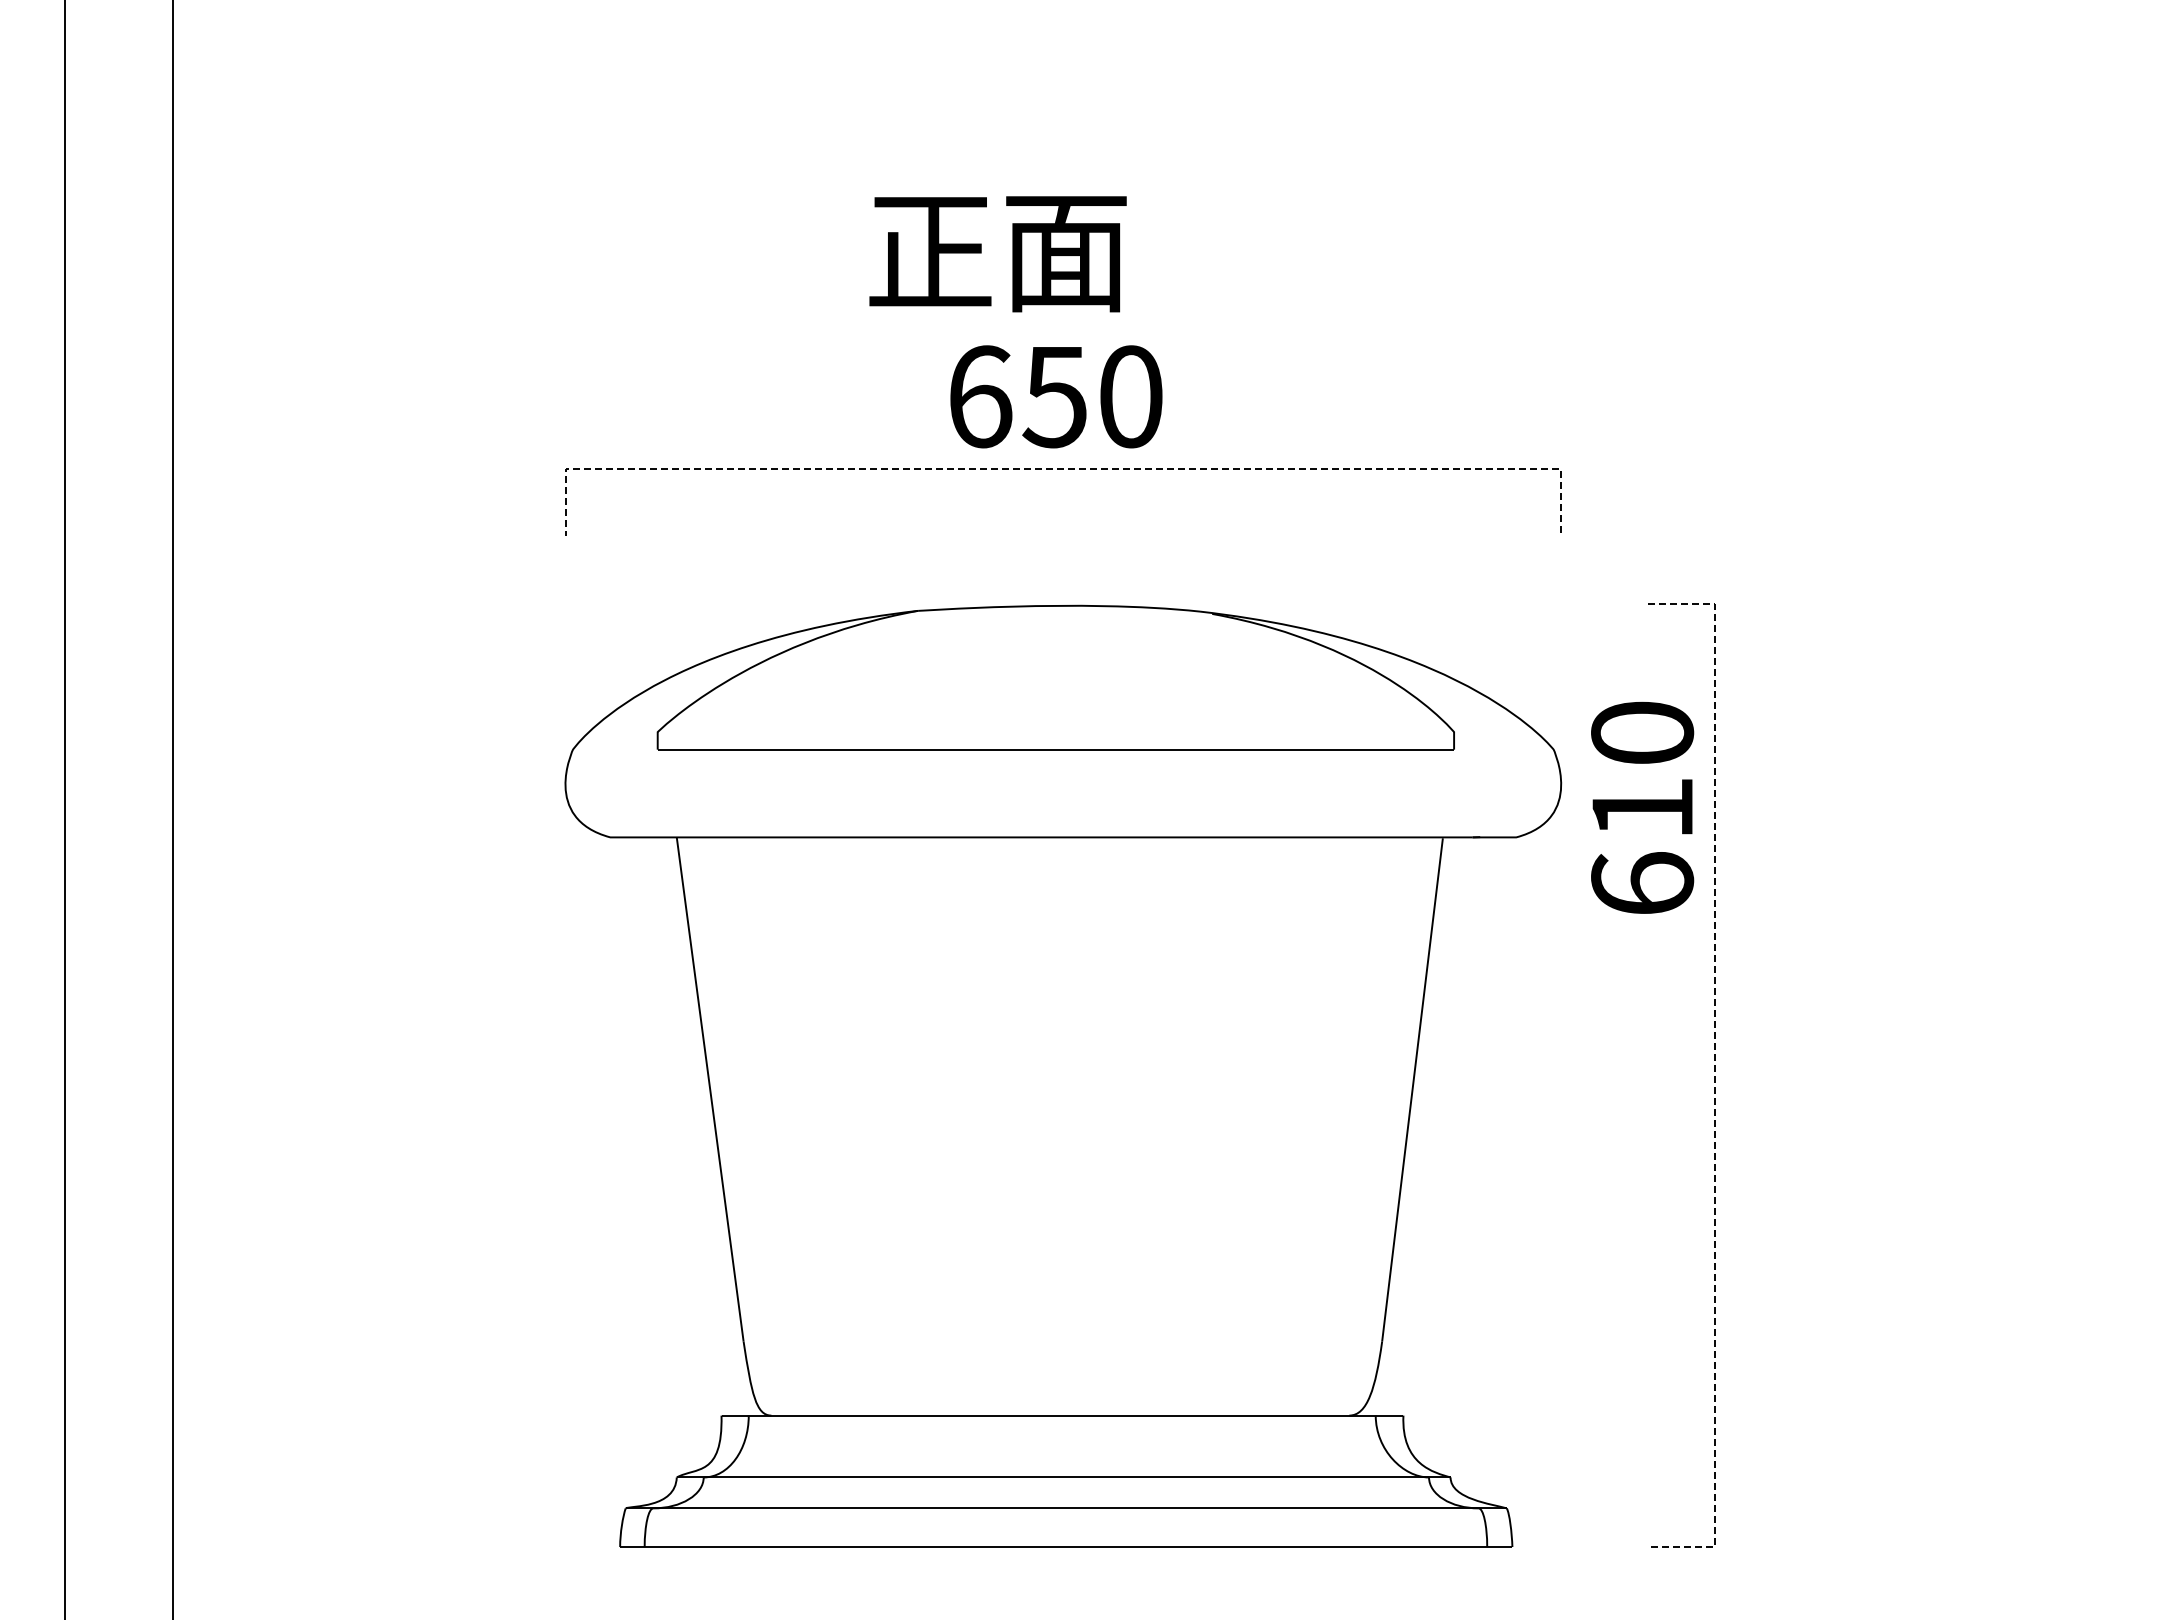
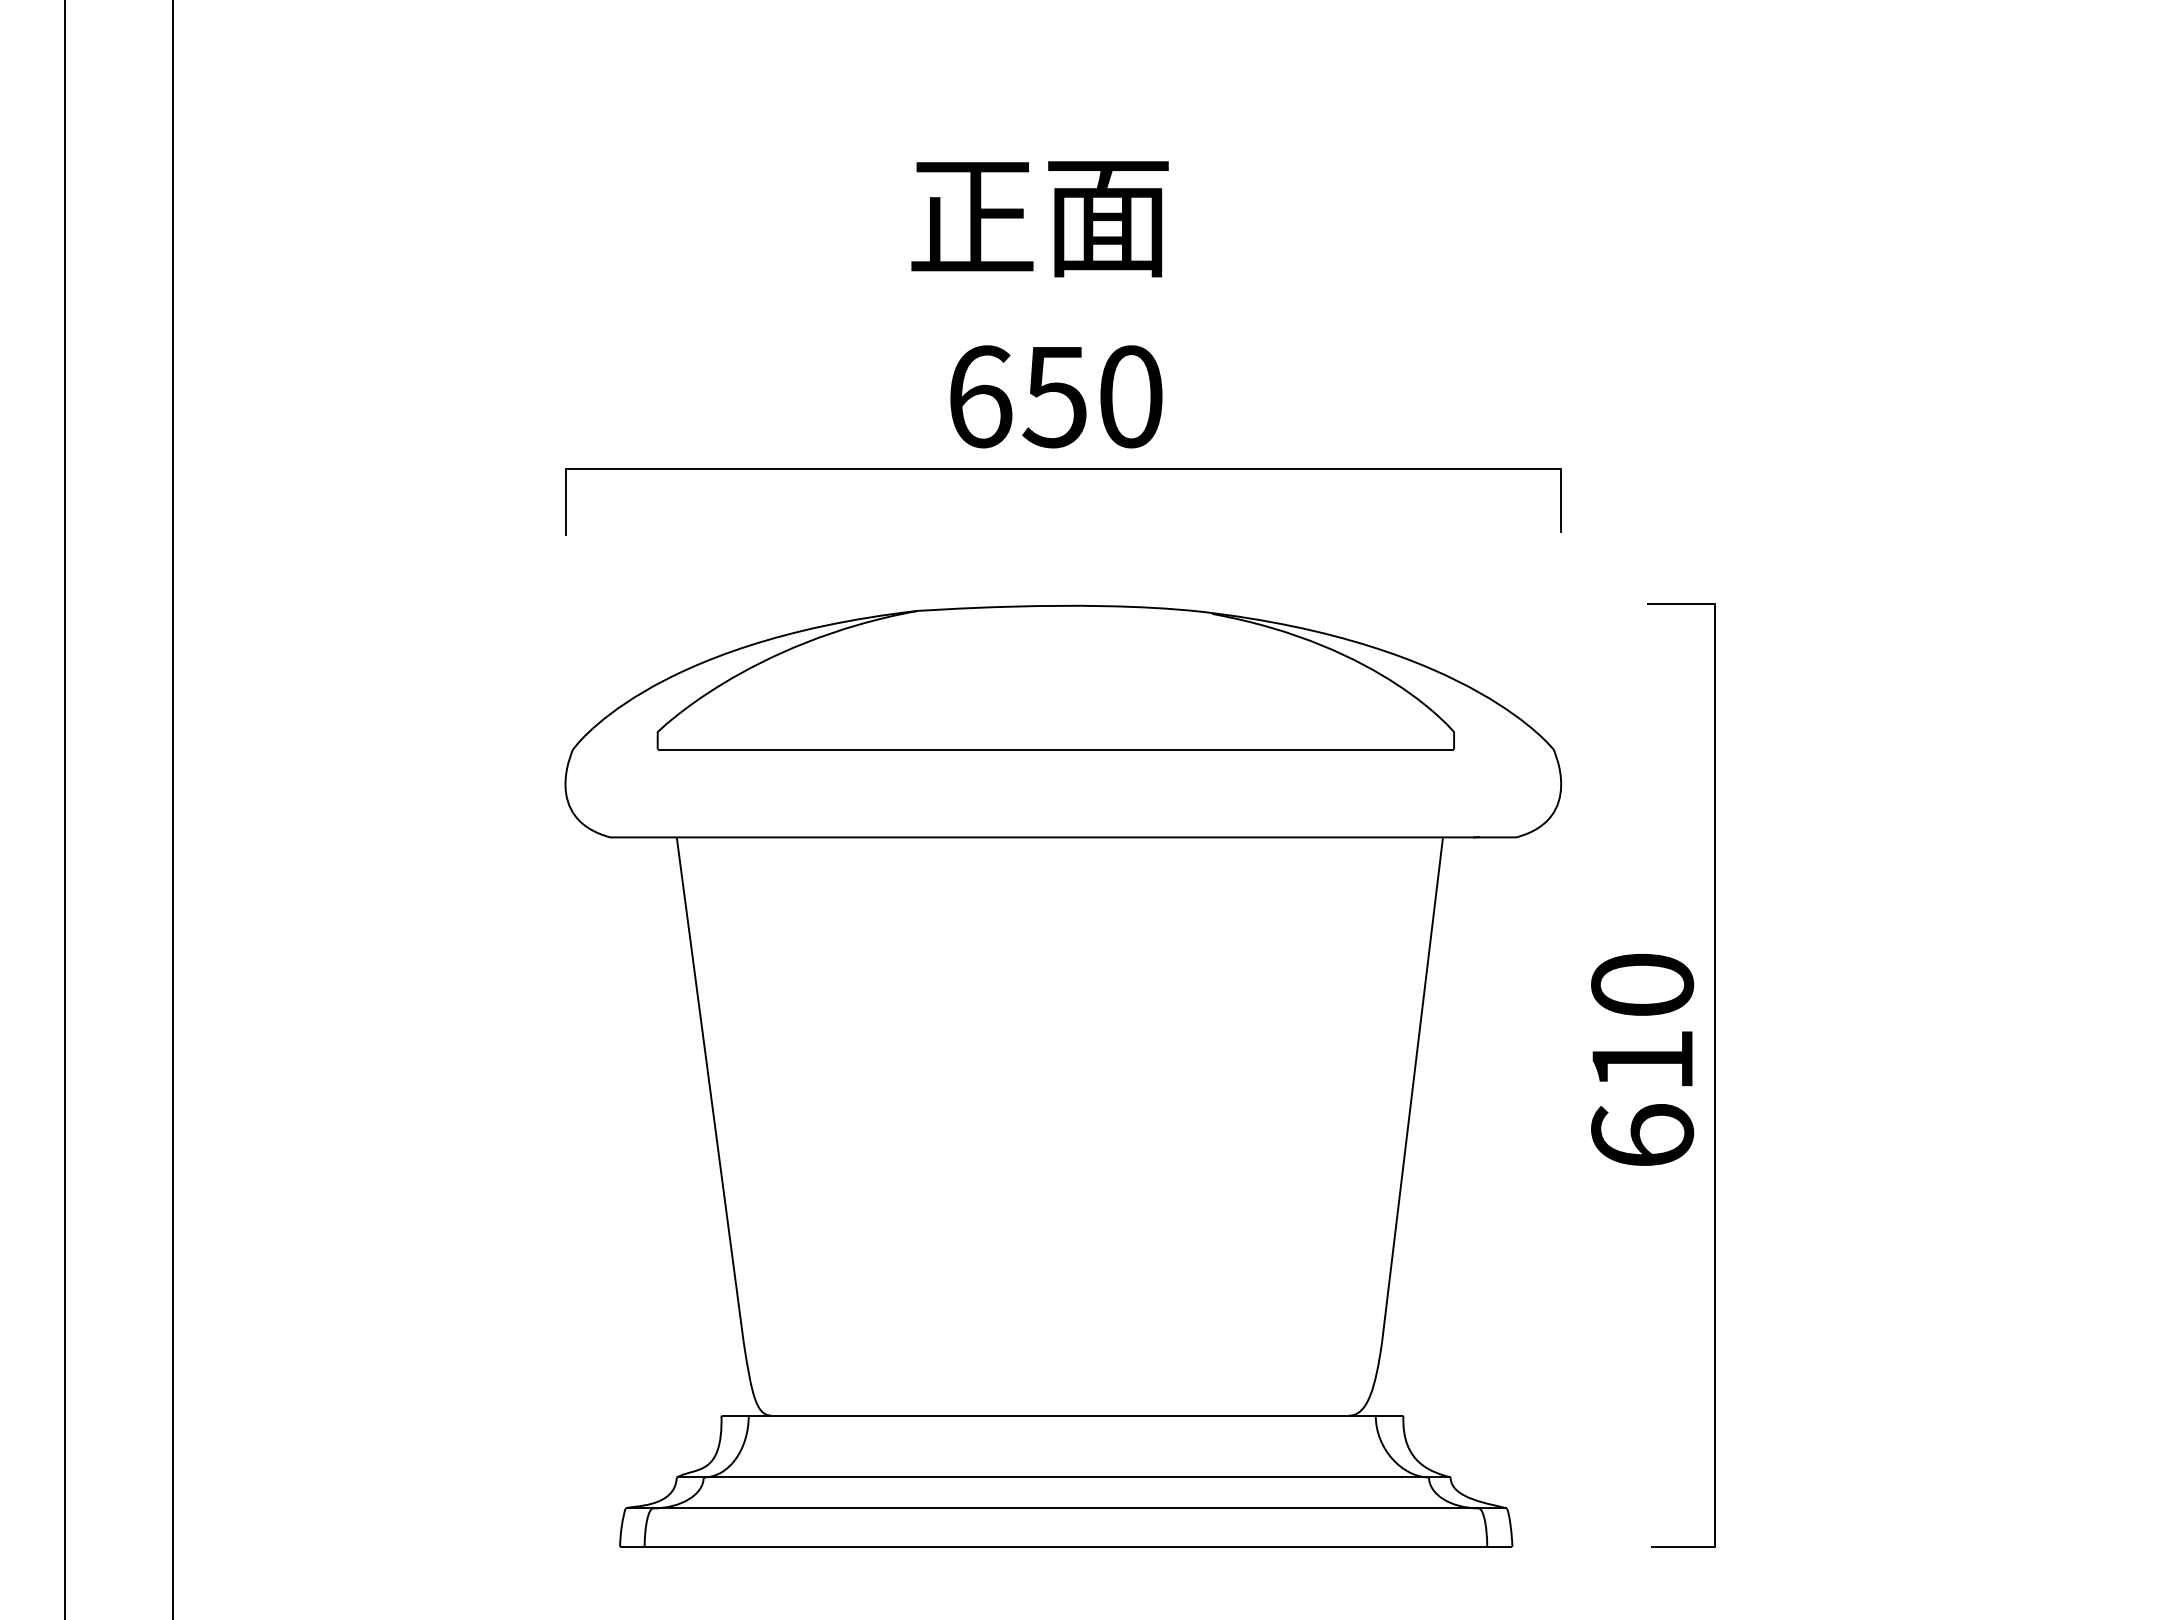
text position: (997, 254) -> (1039, 219) (1039, 219)
line: dashed -> solid (1061, 468)
text position: (1642, 807) -> (1642, 1059) (1642, 1059)
line: dashed -> solid (1715, 1073)
